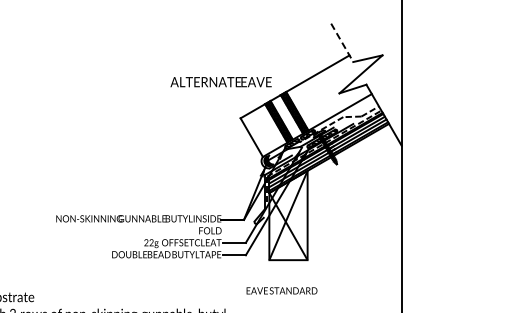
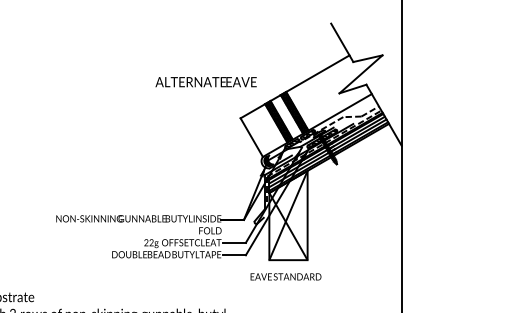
line: dashed -> solid (342, 43)
text position: (220, 82) -> (205, 82) (205, 82)
text position: (281, 290) -> (285, 276) (285, 276)
